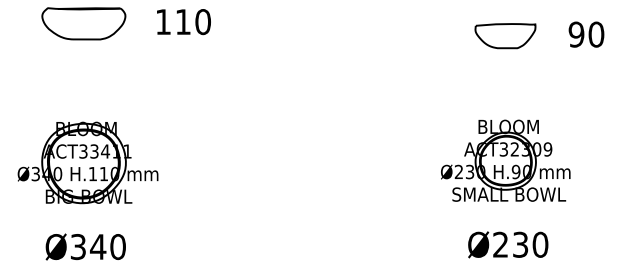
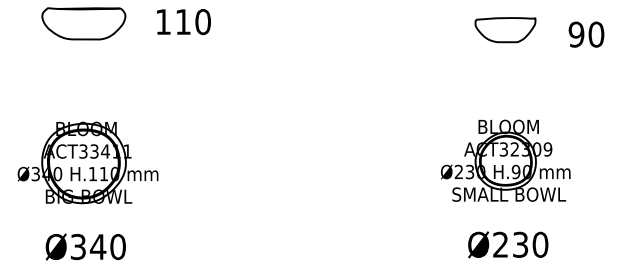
part position: (505, 36) -> (505, 30) (505, 30)
